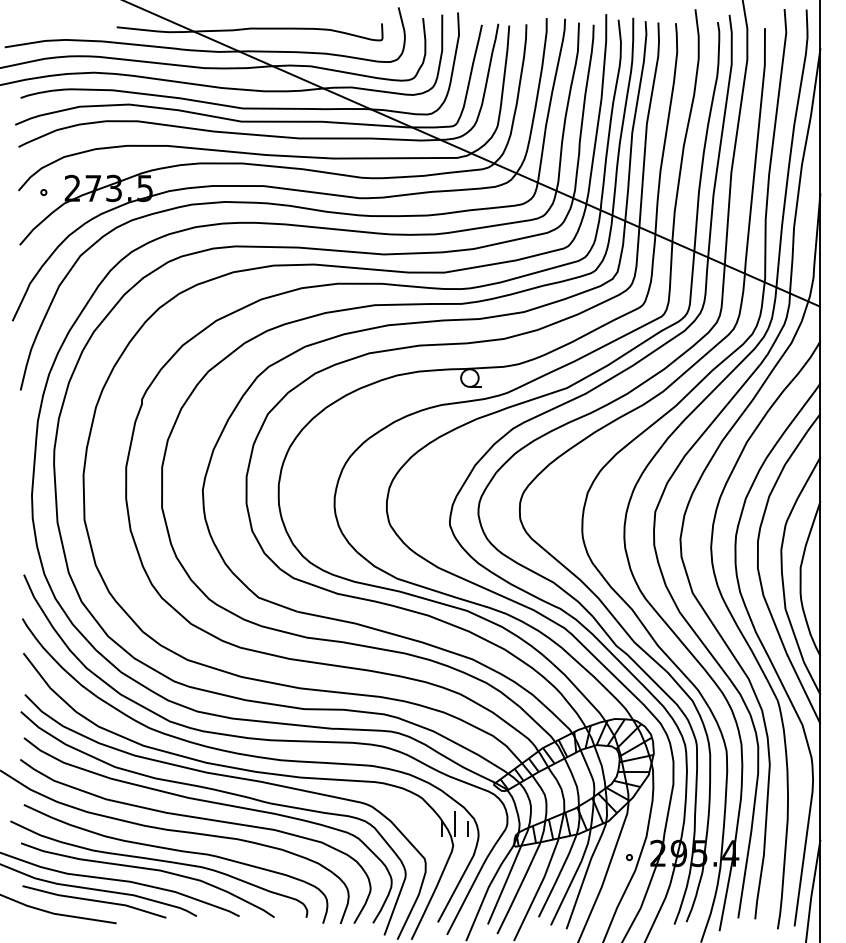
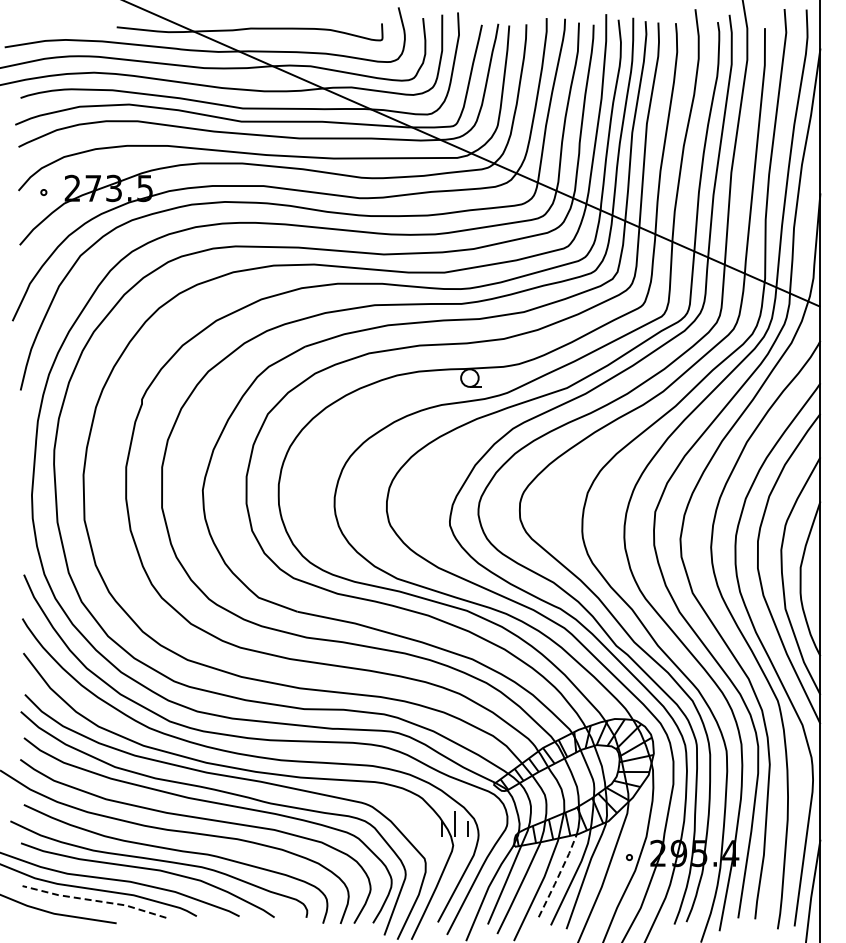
line: solid -> dashed (558, 875)
line: solid -> dashed (94, 900)
